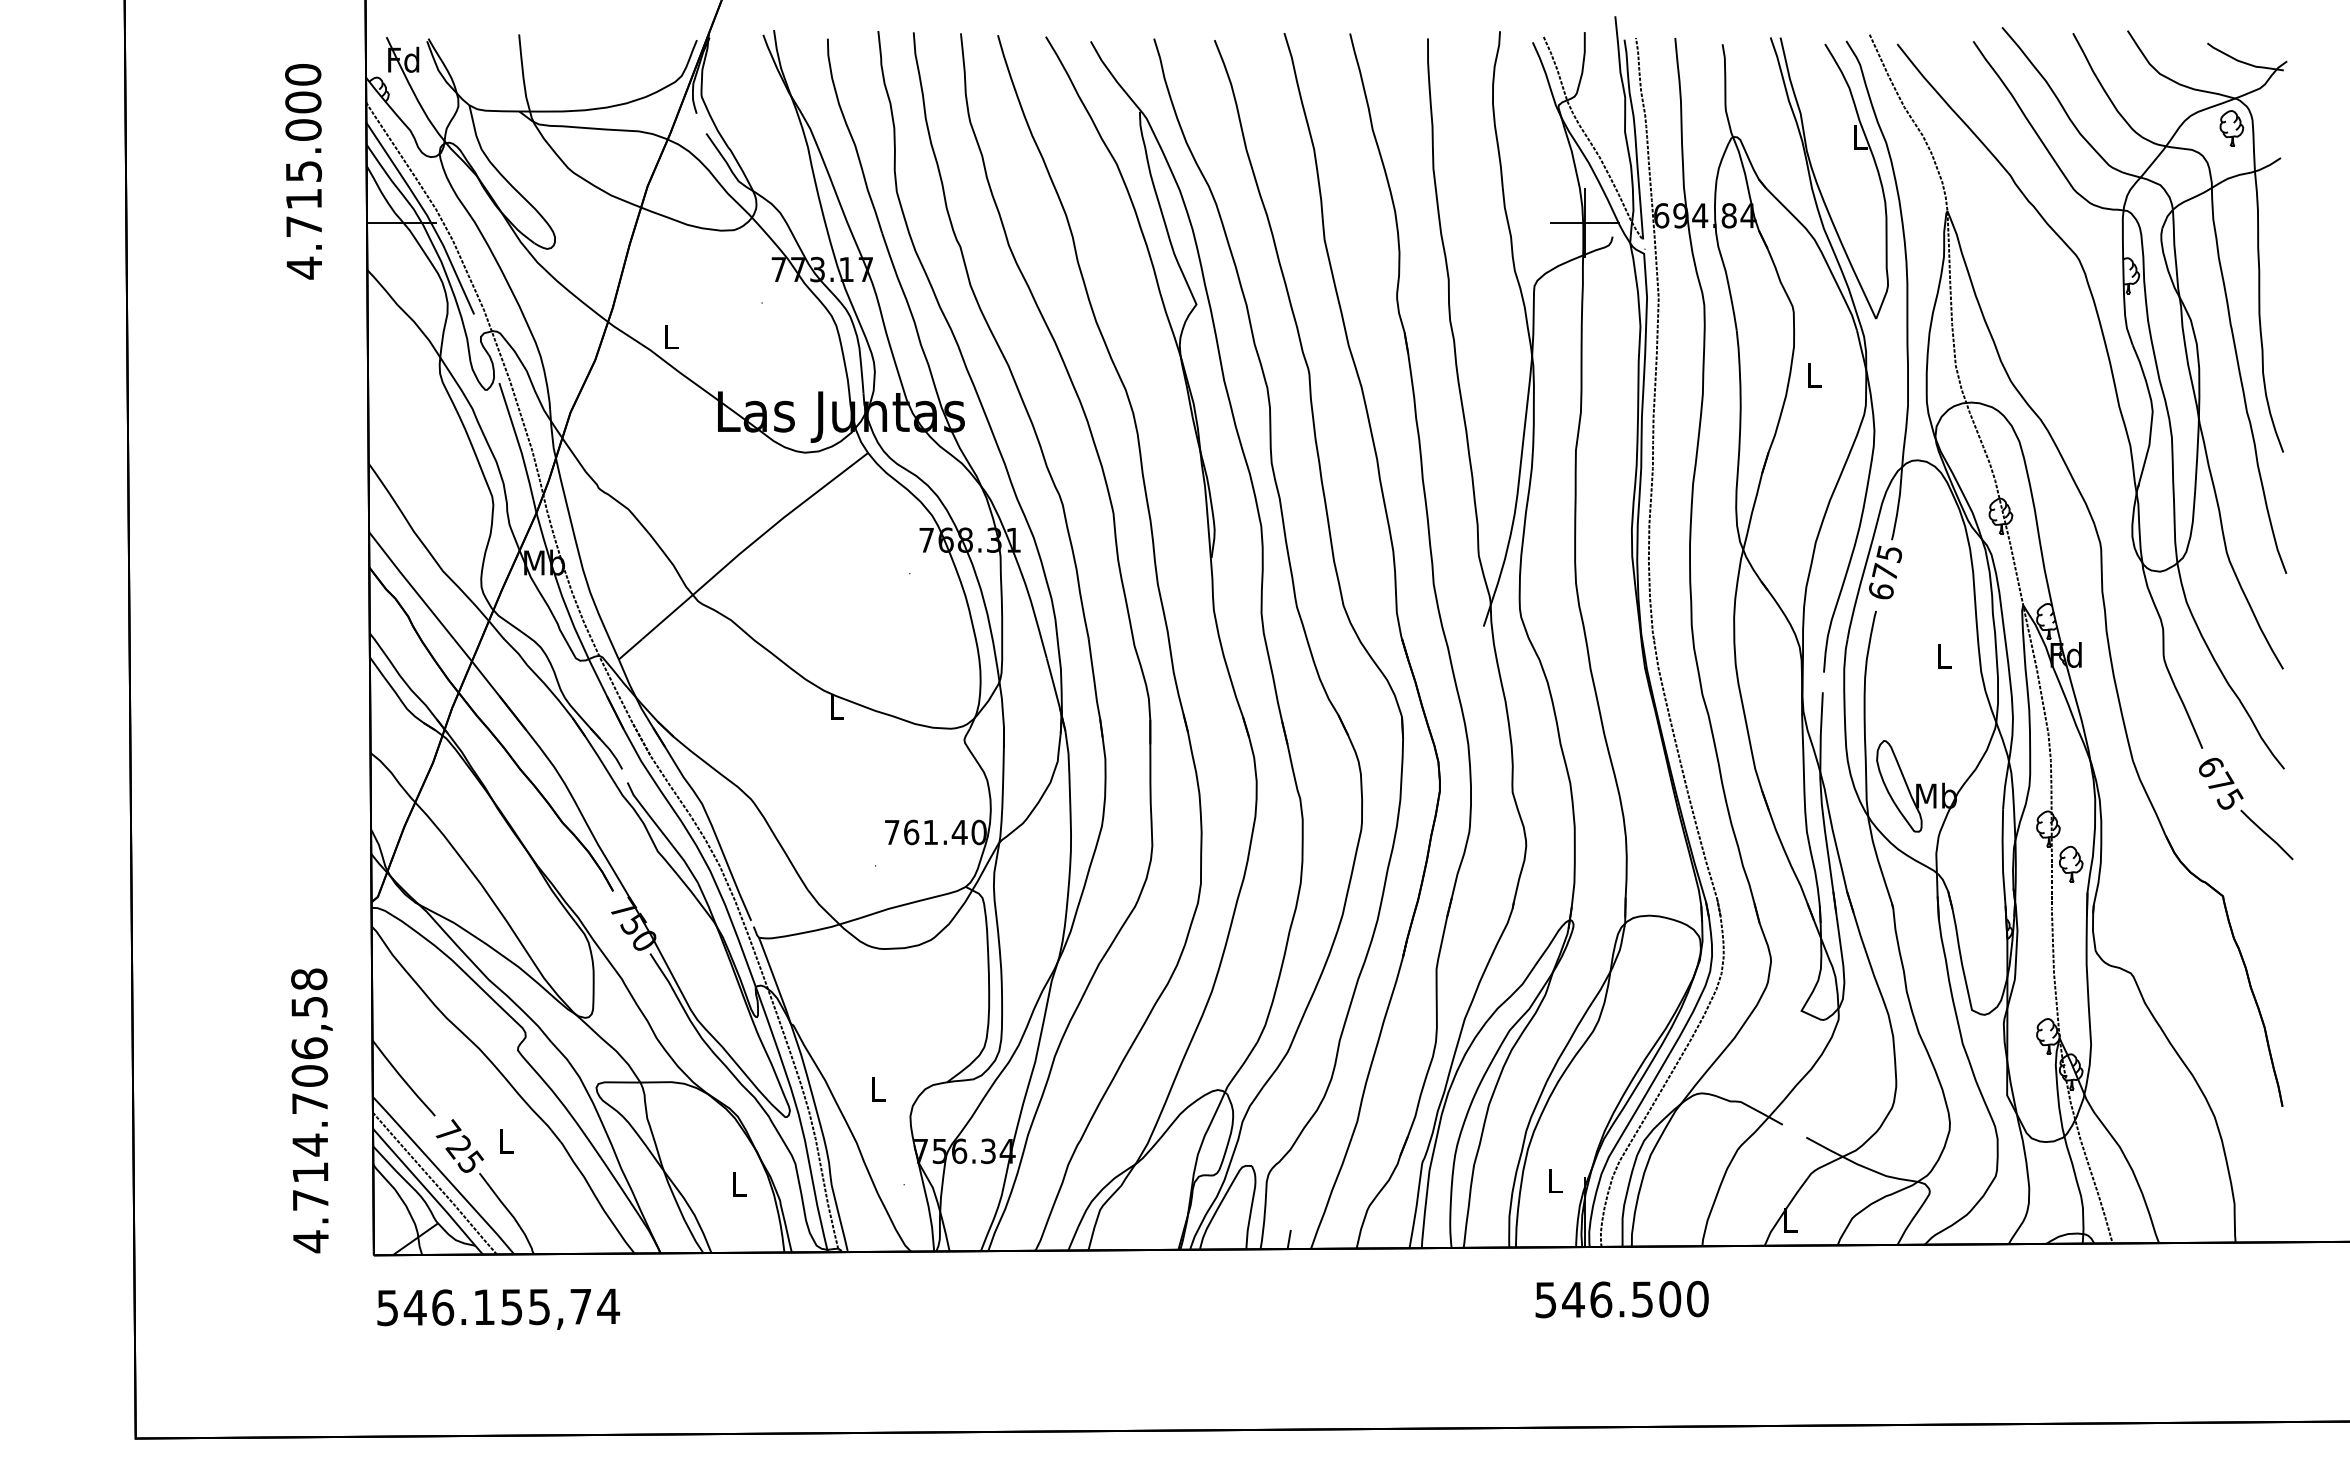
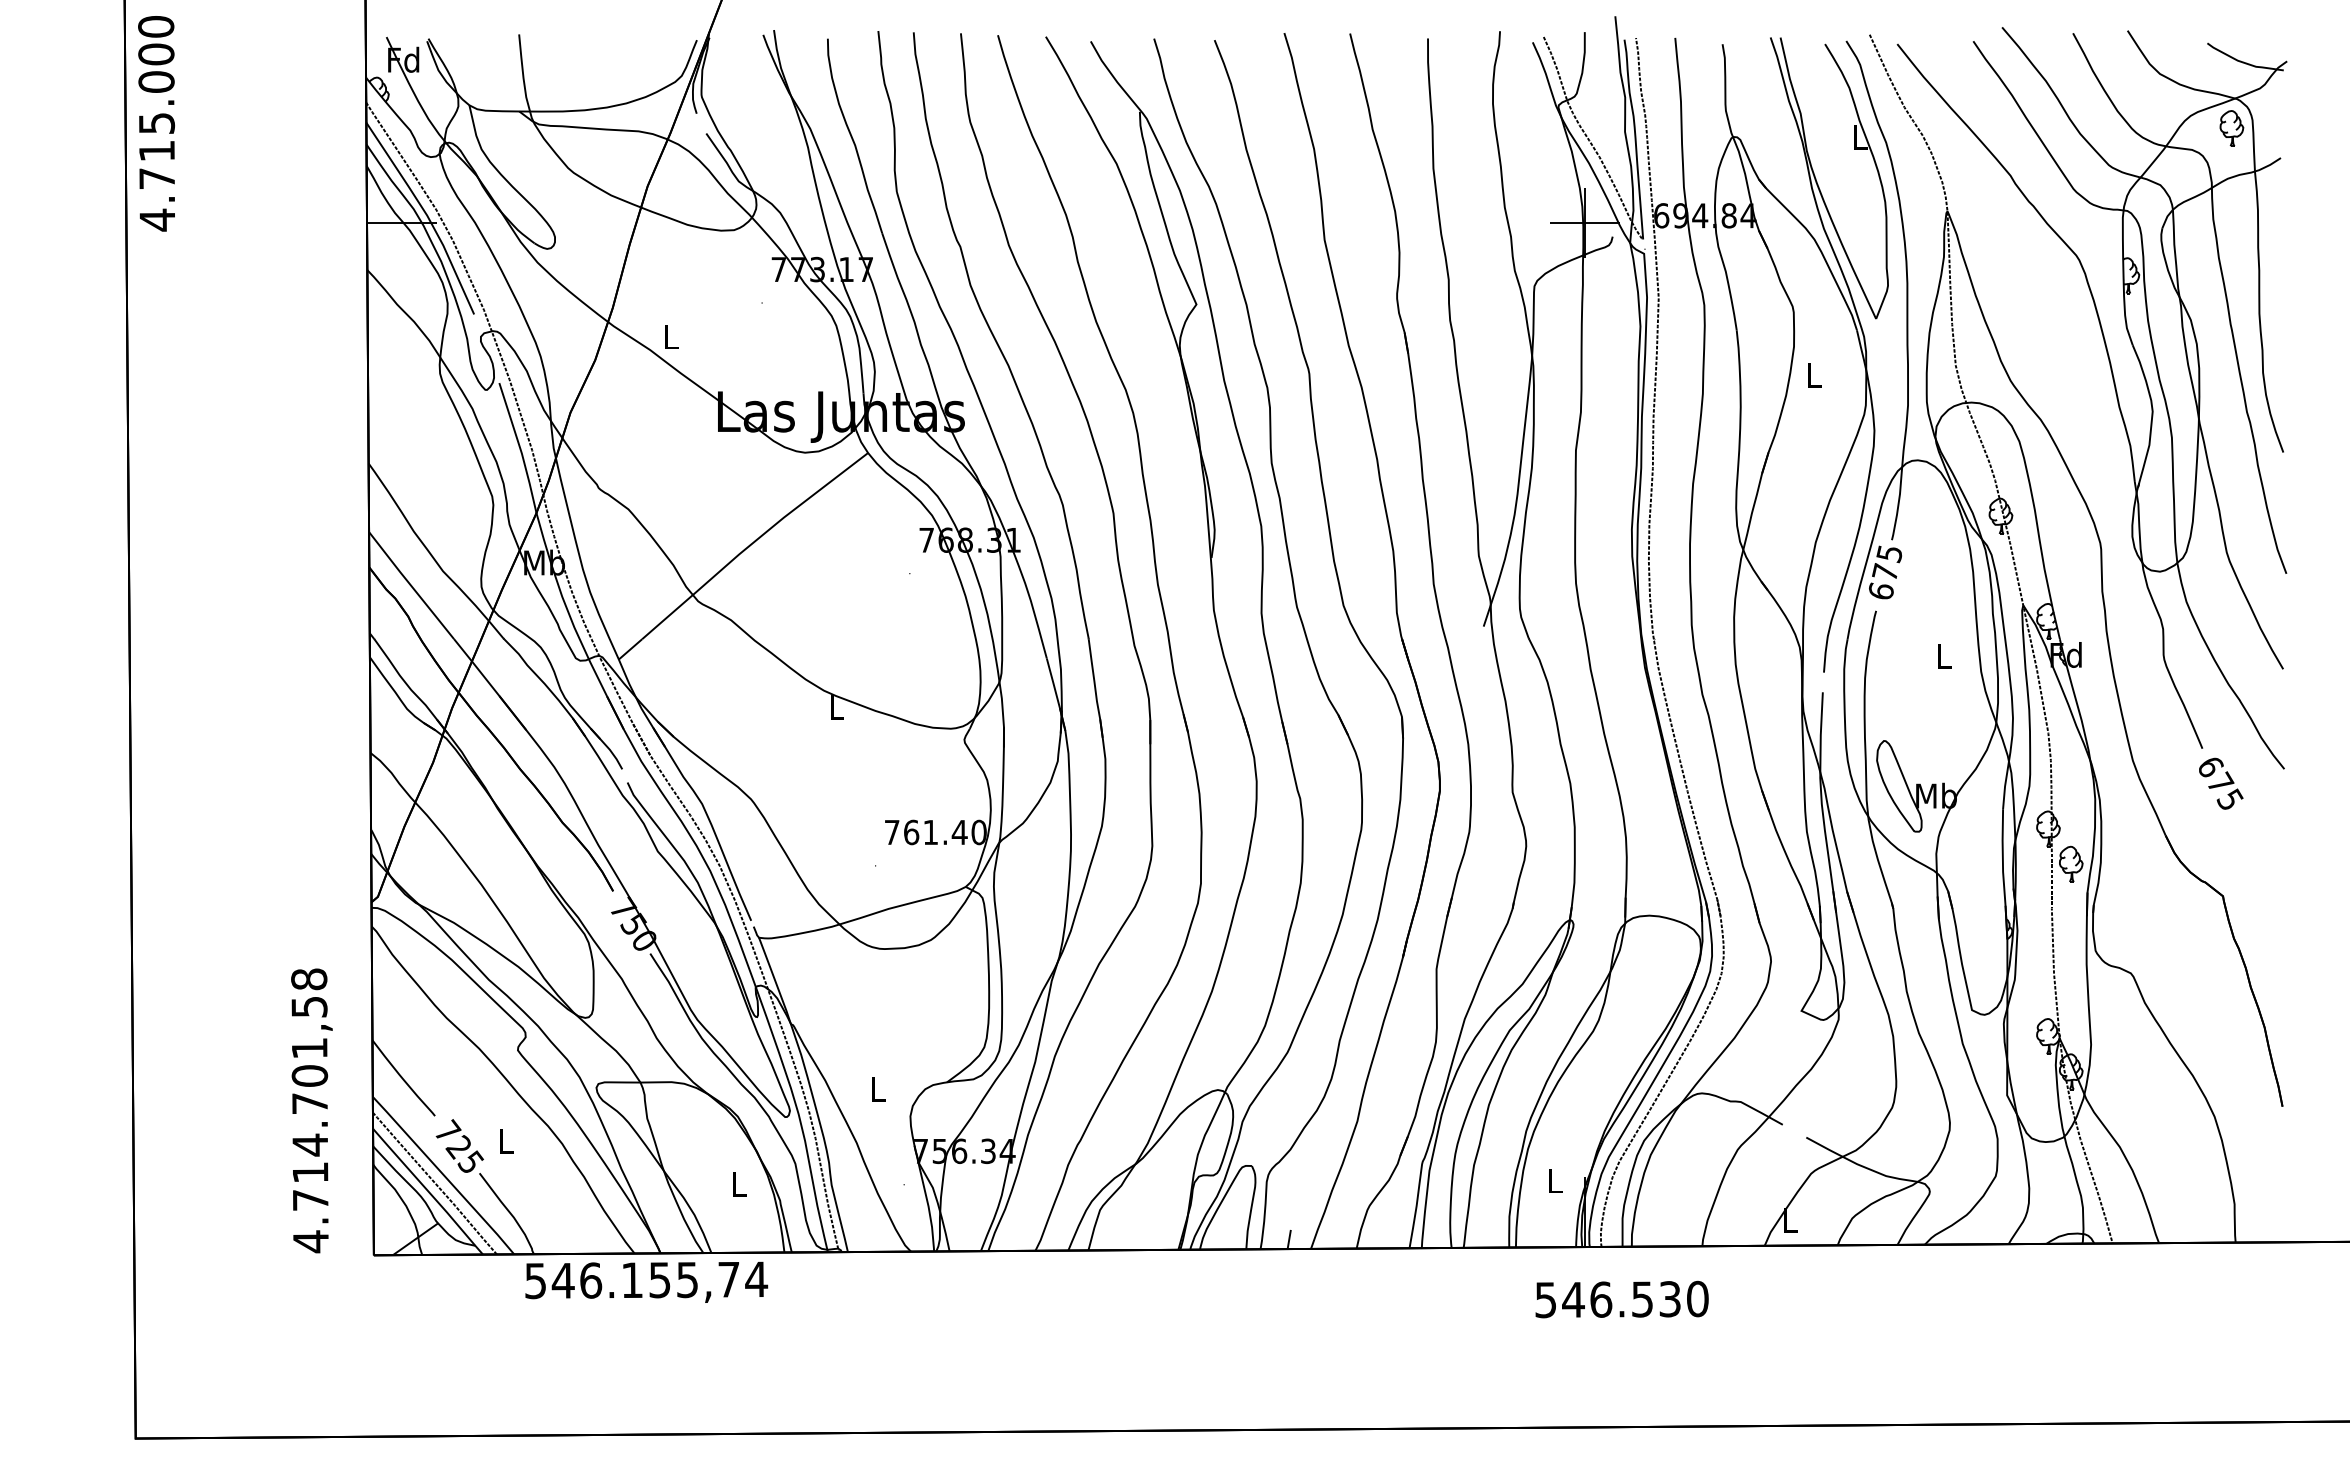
text position: (303, 171) -> (156, 123) (156, 123)
line: present -> none (2266, 834)
text: 4.714.706,58 -> 4.714.701,58 (309, 1048)
text: 546.500 -> 546.530 (1670, 1299)
text position: (498, 1308) -> (646, 1281) (646, 1281)
